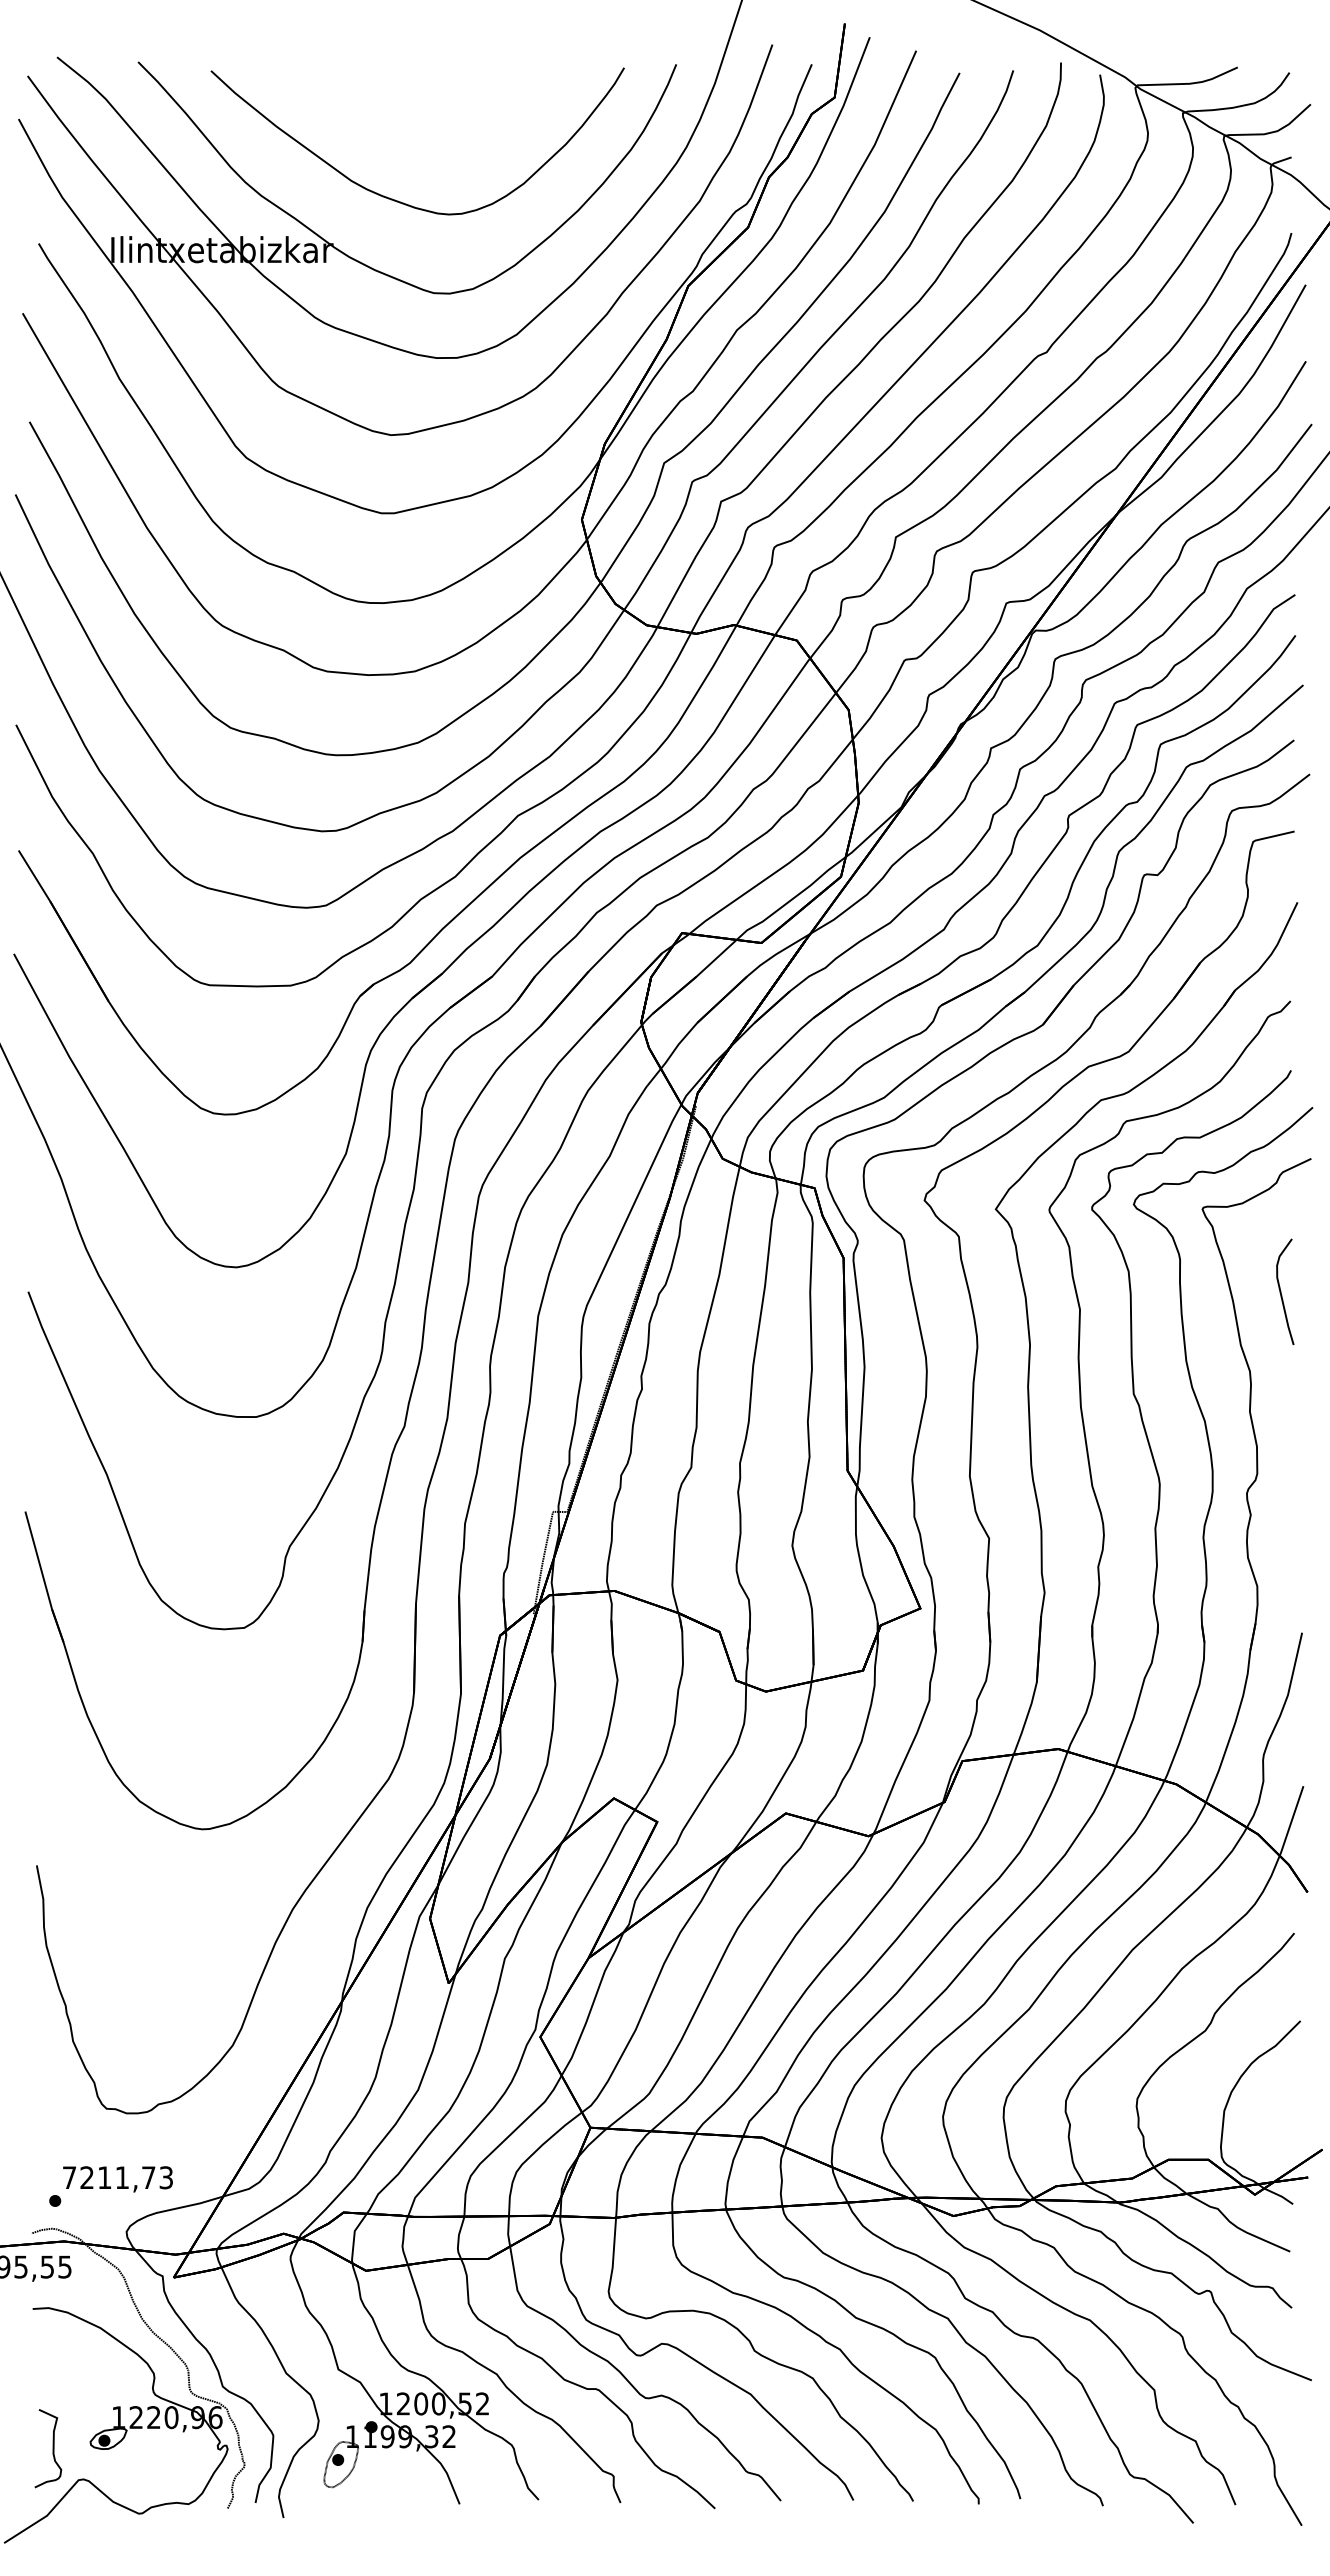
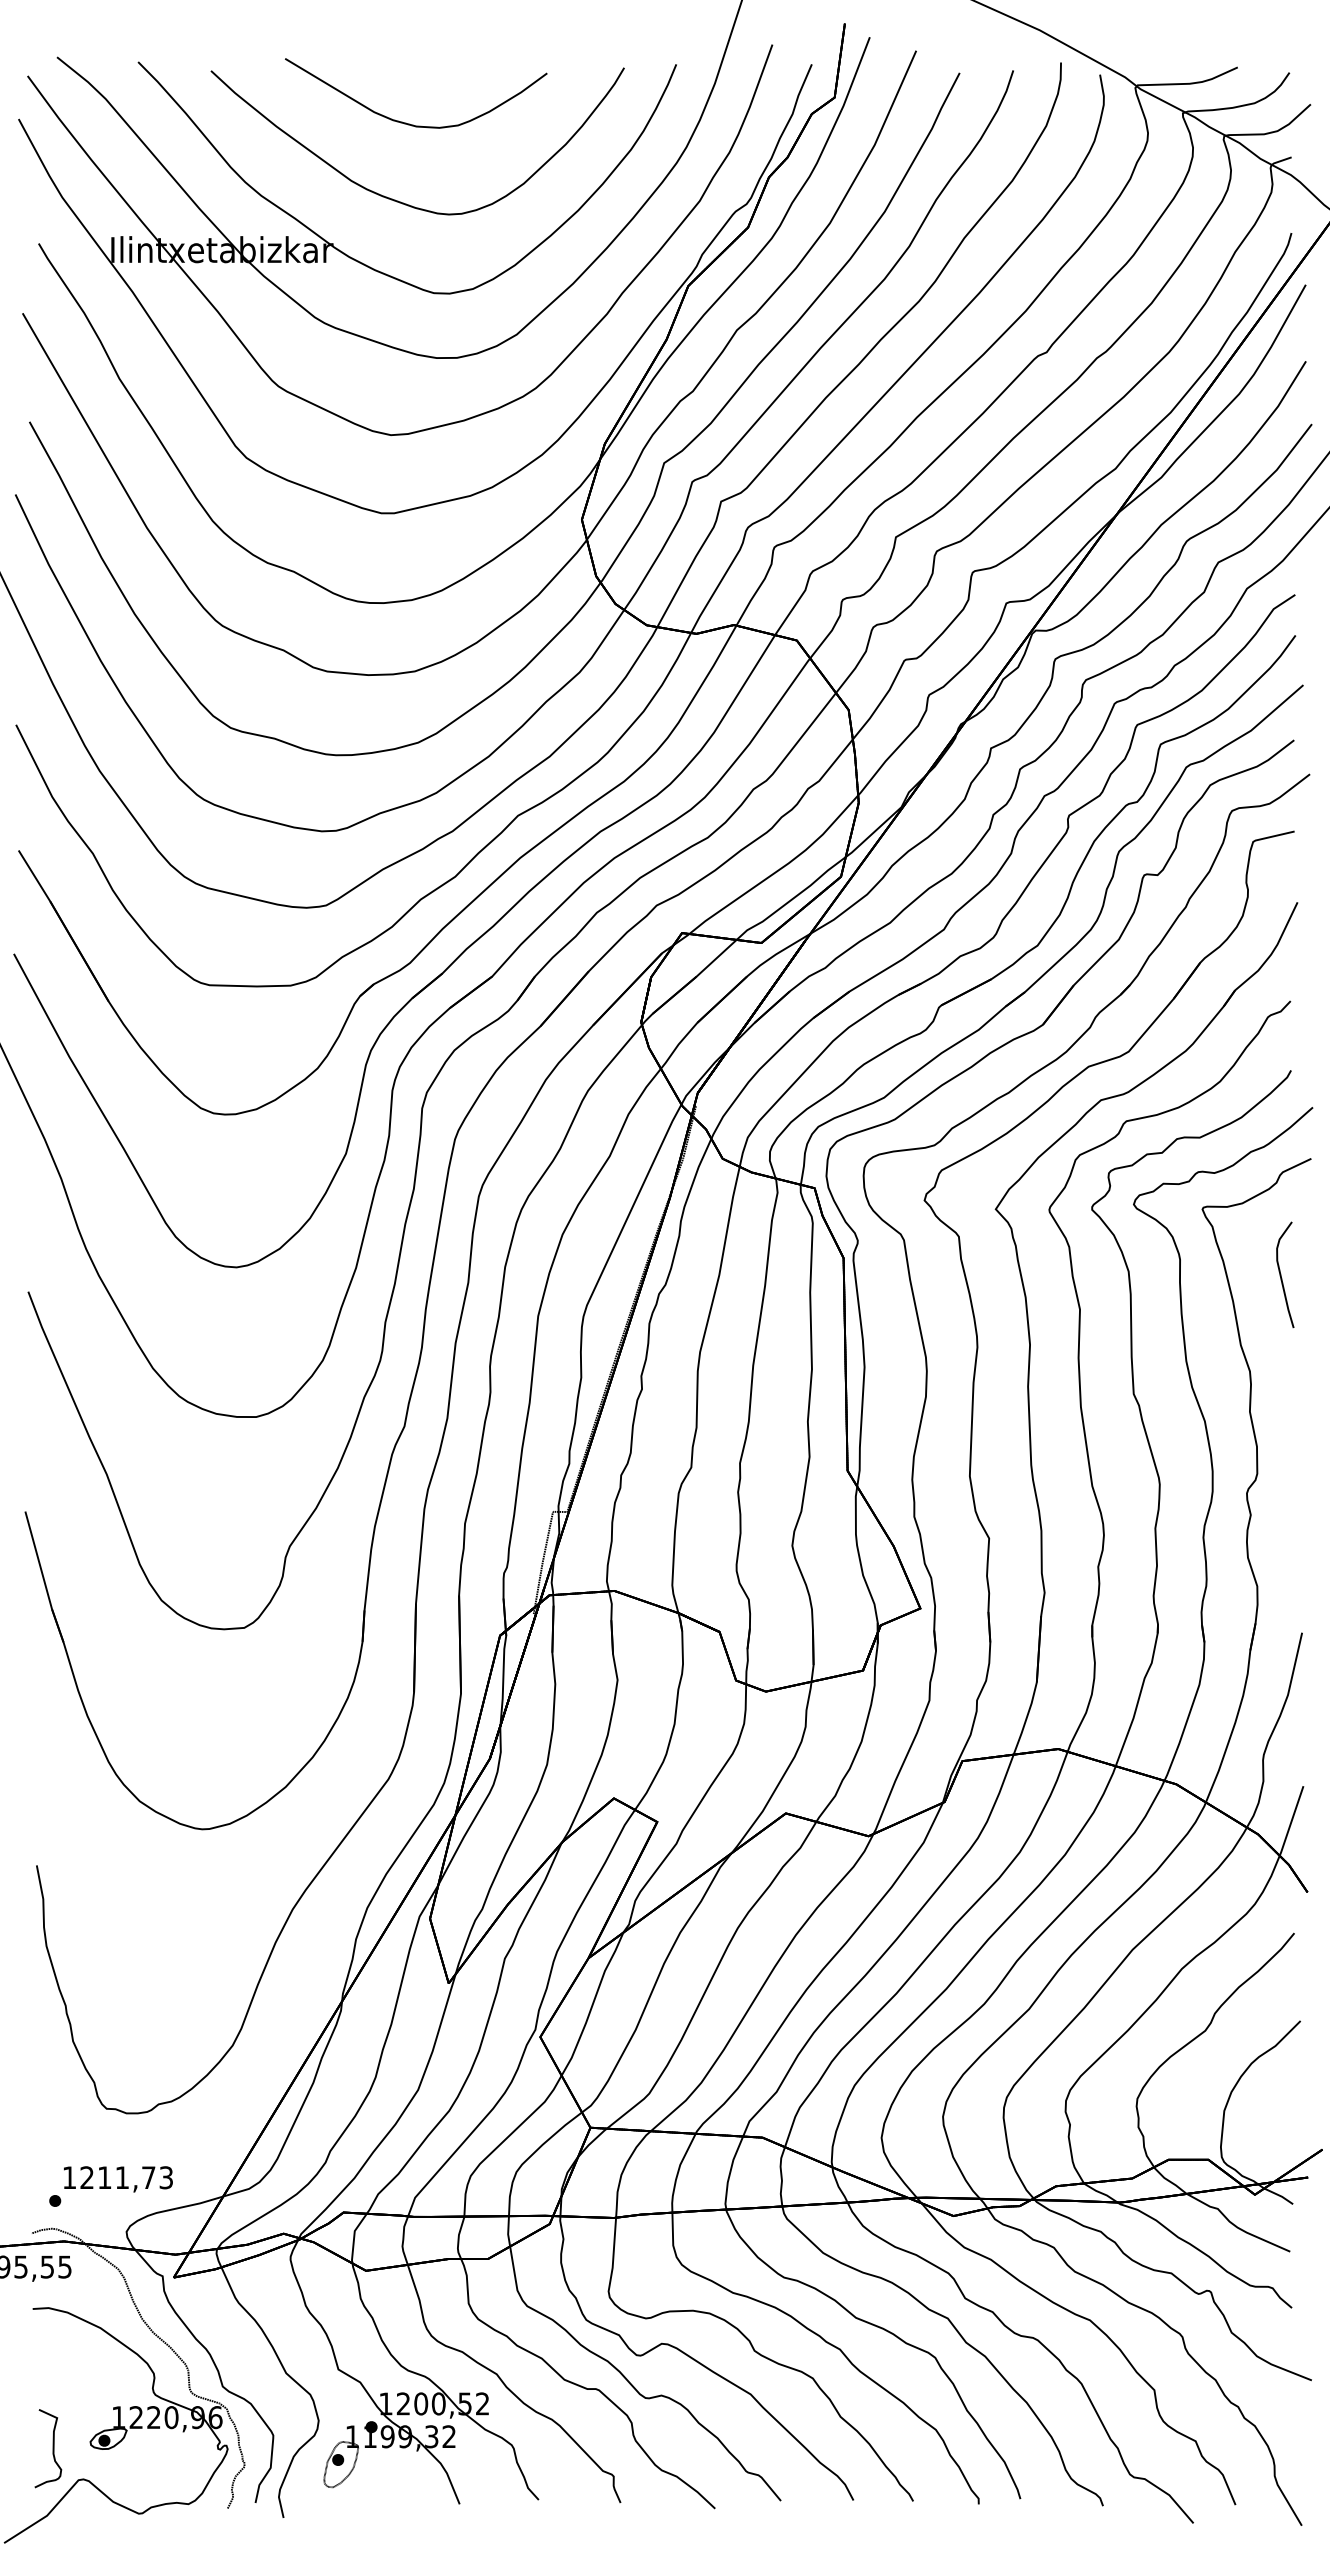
part: none -> present (406, 122)
curve position: (1281, 1291) -> (1281, 1274) (1281, 1274)
text: 7211,73 -> 1211,73 (69, 2177)
